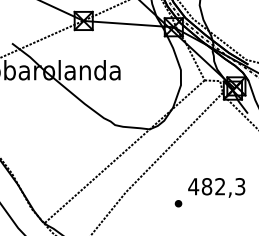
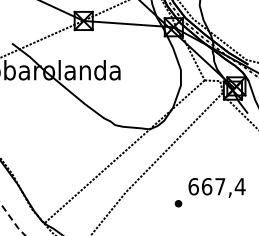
text: 482,3 -> 667,4 (216, 186)
line: solid -> dashed (12, 220)
